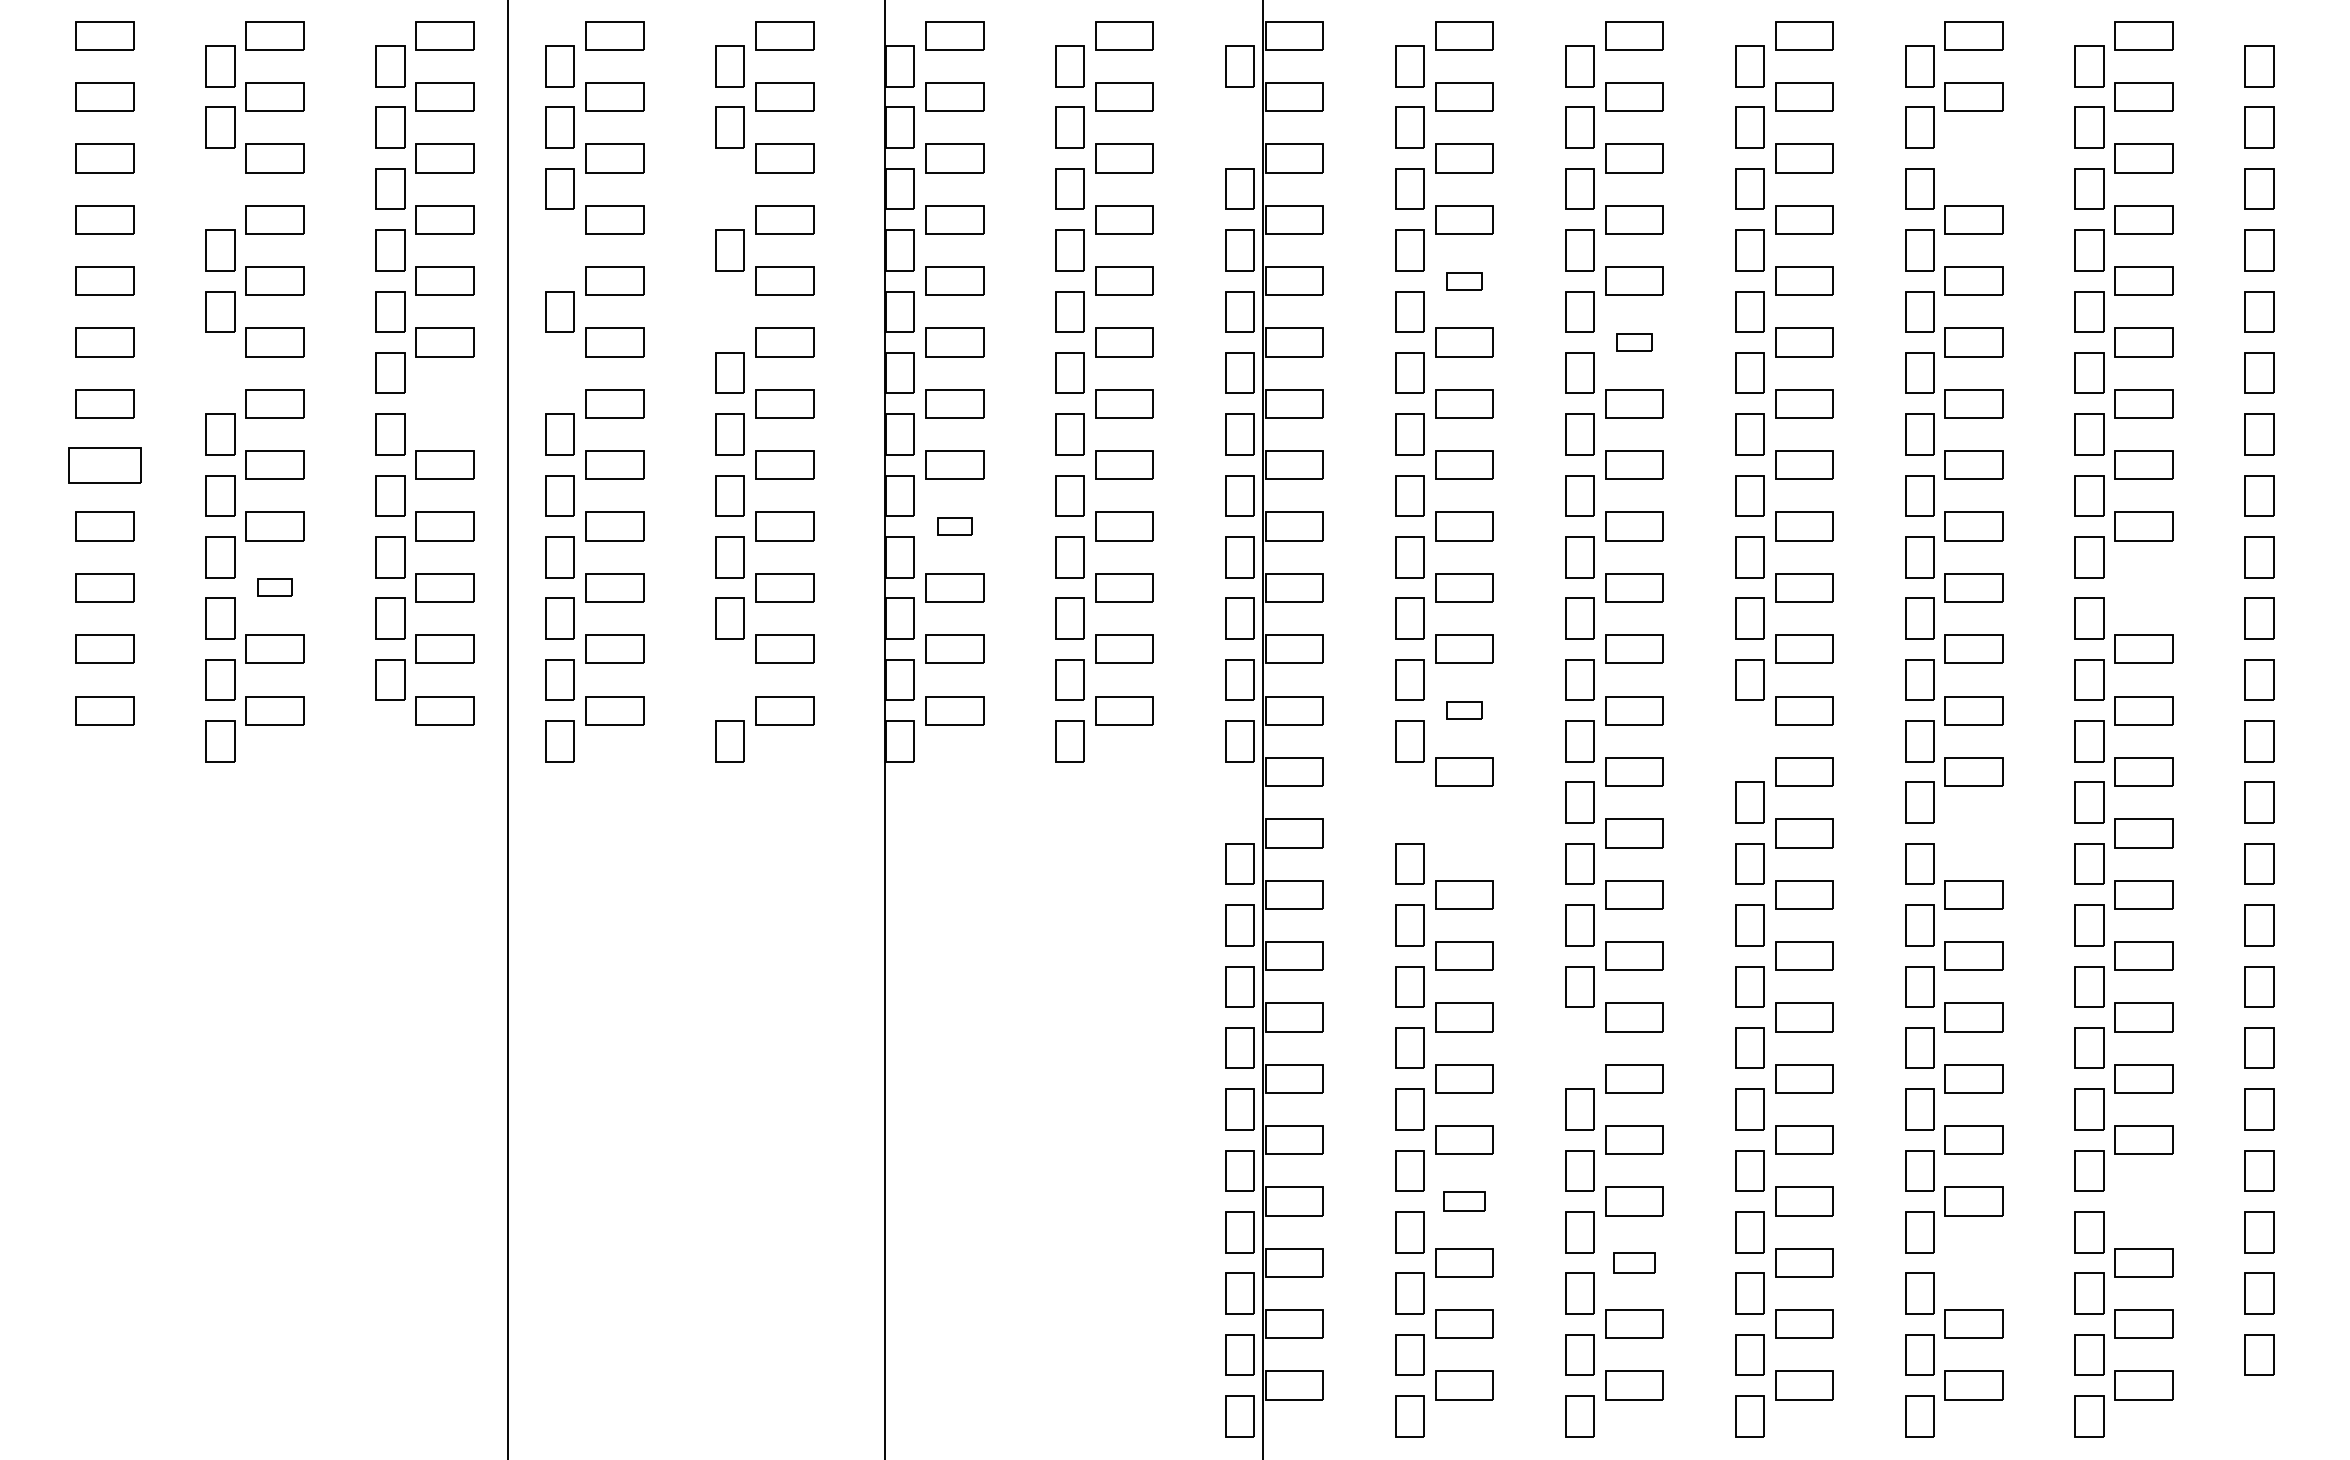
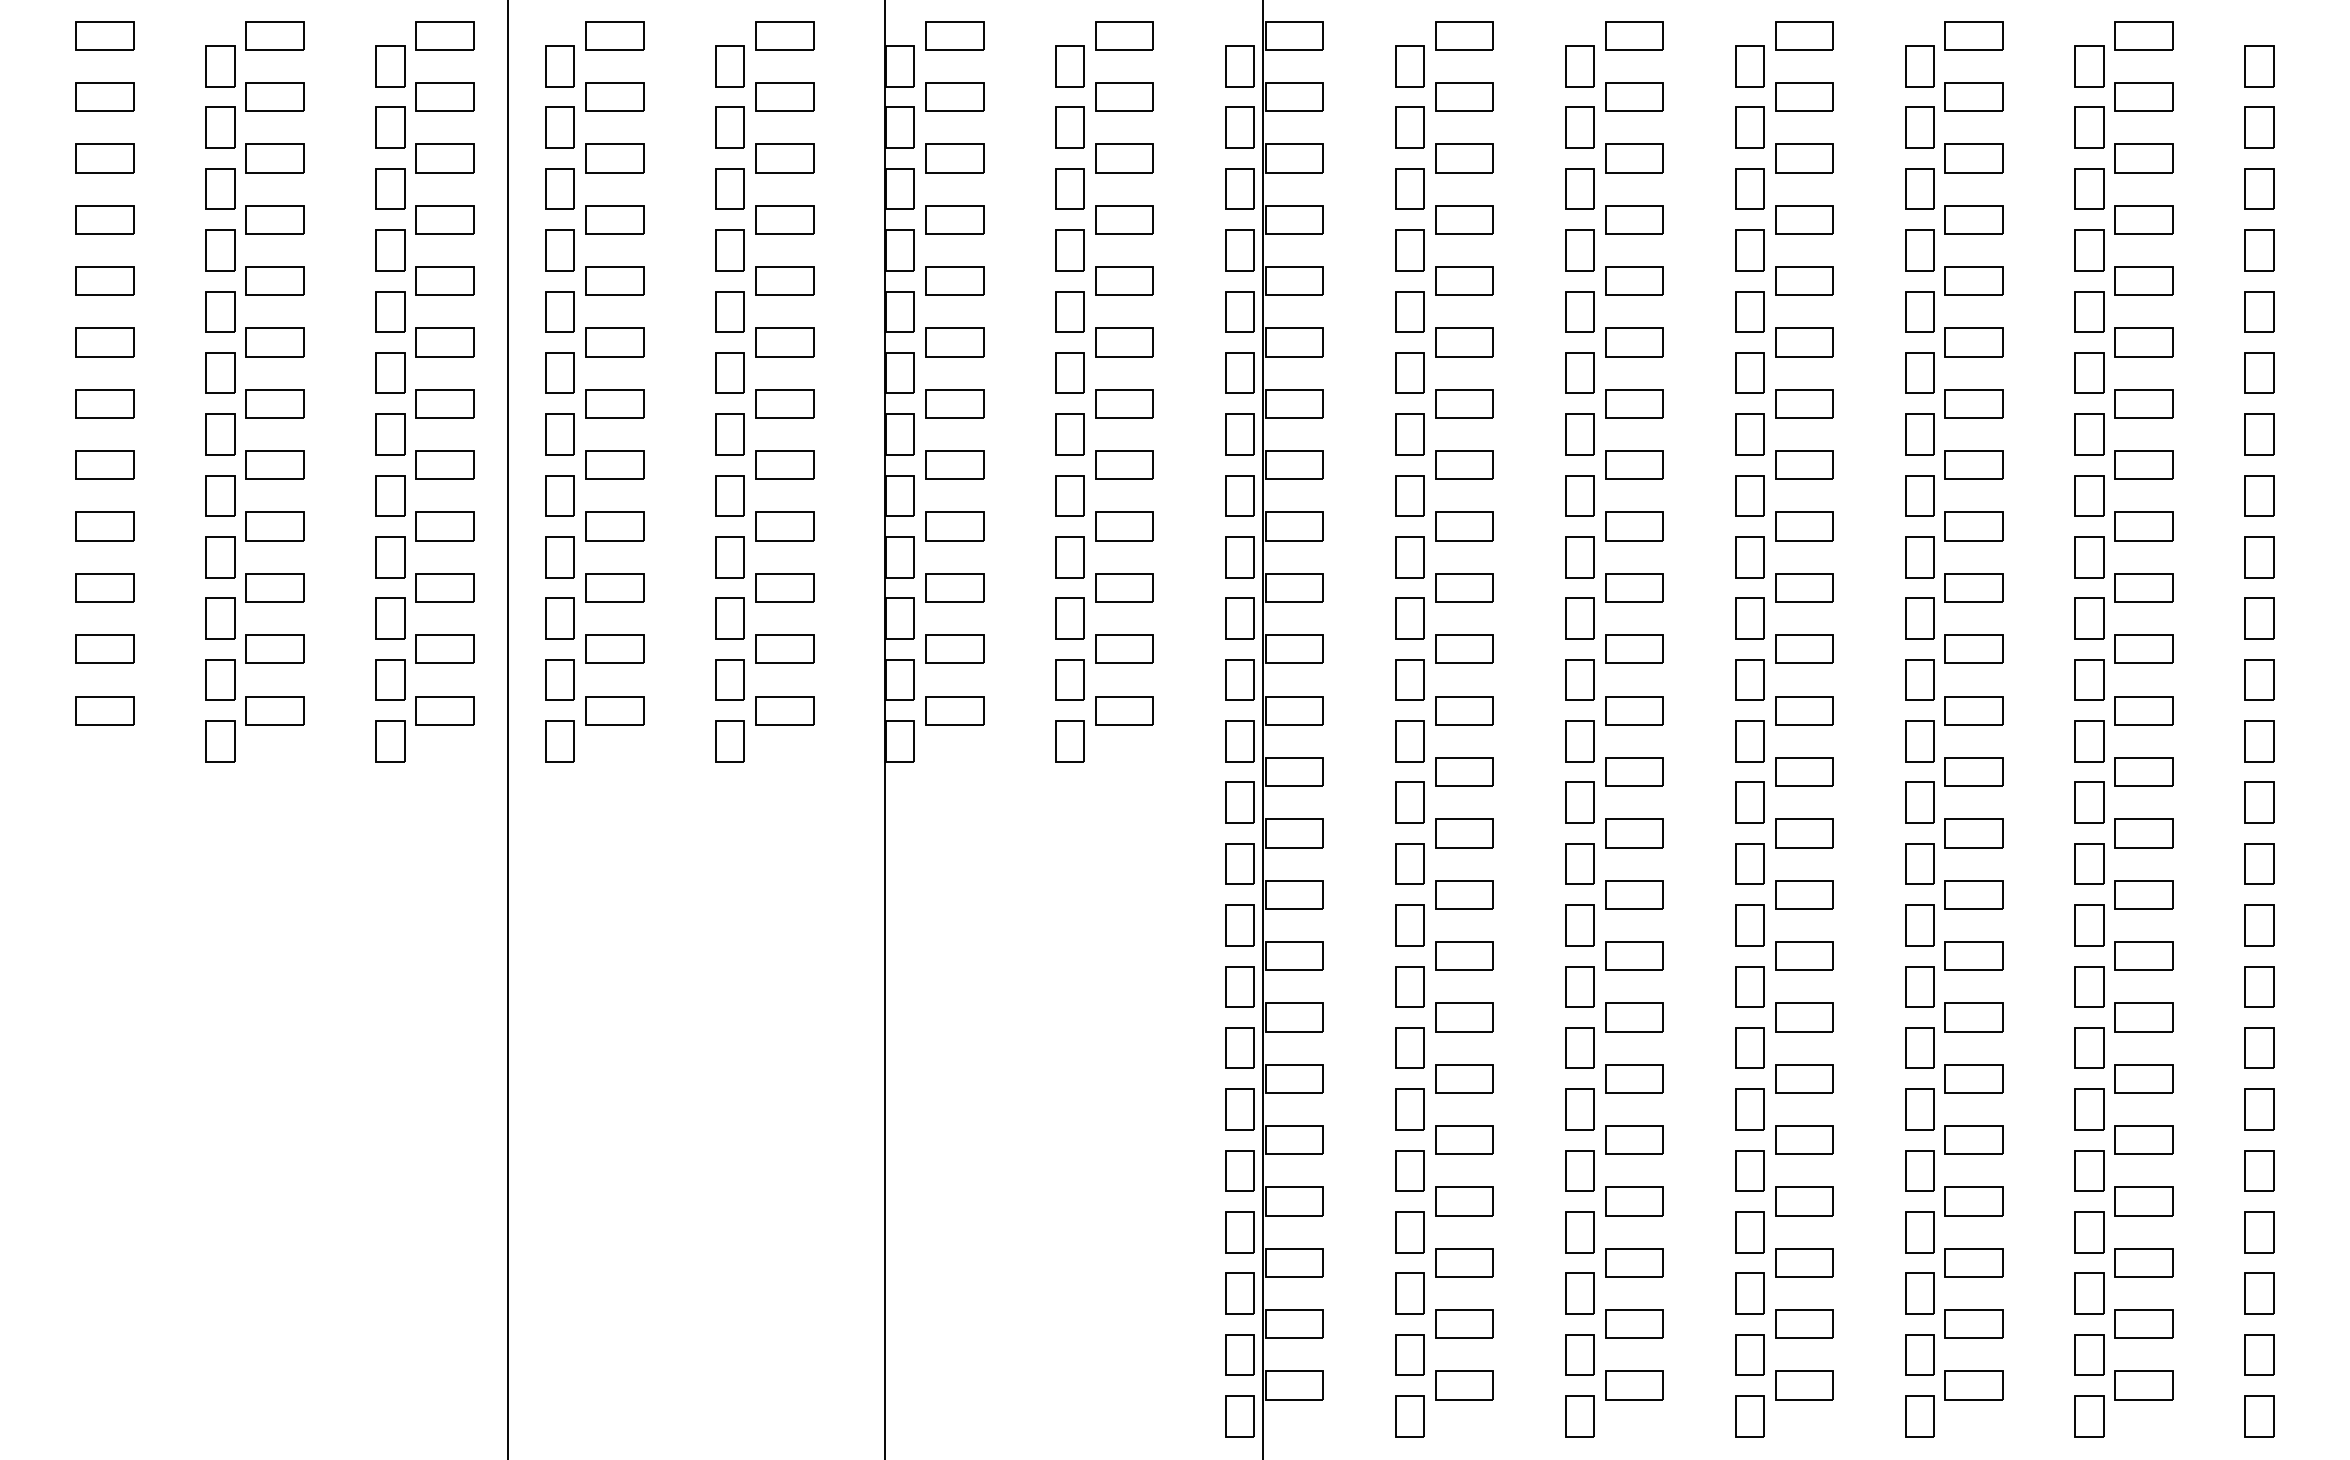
part: none -> present (1239, 127)
part: none -> present (1973, 158)
part: none -> present (220, 188)
part: none -> present (729, 188)
part: none -> present (559, 250)
part size: 37x19 px -> 59x30 px (1464, 280)
part: none -> present (729, 311)
part size: 37x19 px -> 59x31 px (1634, 342)
part: none -> present (220, 372)
part: none -> present (559, 372)
part: none -> present (444, 403)
part size: 74x37 px -> 60x30 px (104, 464)
part size: 36x19 px -> 60x31 px (954, 526)
part size: 36x19 px -> 60x30 px (274, 587)
part: none -> present (2143, 587)
part: none -> present (729, 679)
part size: 37x19 px -> 59x30 px (1464, 710)
part: none -> present (390, 741)
part: none -> present (1749, 741)
part: none -> present (1239, 802)
part: none -> present (1409, 802)
part: none -> present (1464, 833)
part: none -> present (1973, 833)
part: none -> present (1579, 1047)
part size: 43x21 px -> 59x31 px (1464, 1201)
part: none -> present (2143, 1201)
part size: 43x22 px -> 59x30 px (1634, 1262)
part: none -> present (1973, 1262)
part: none -> present (2259, 1416)
